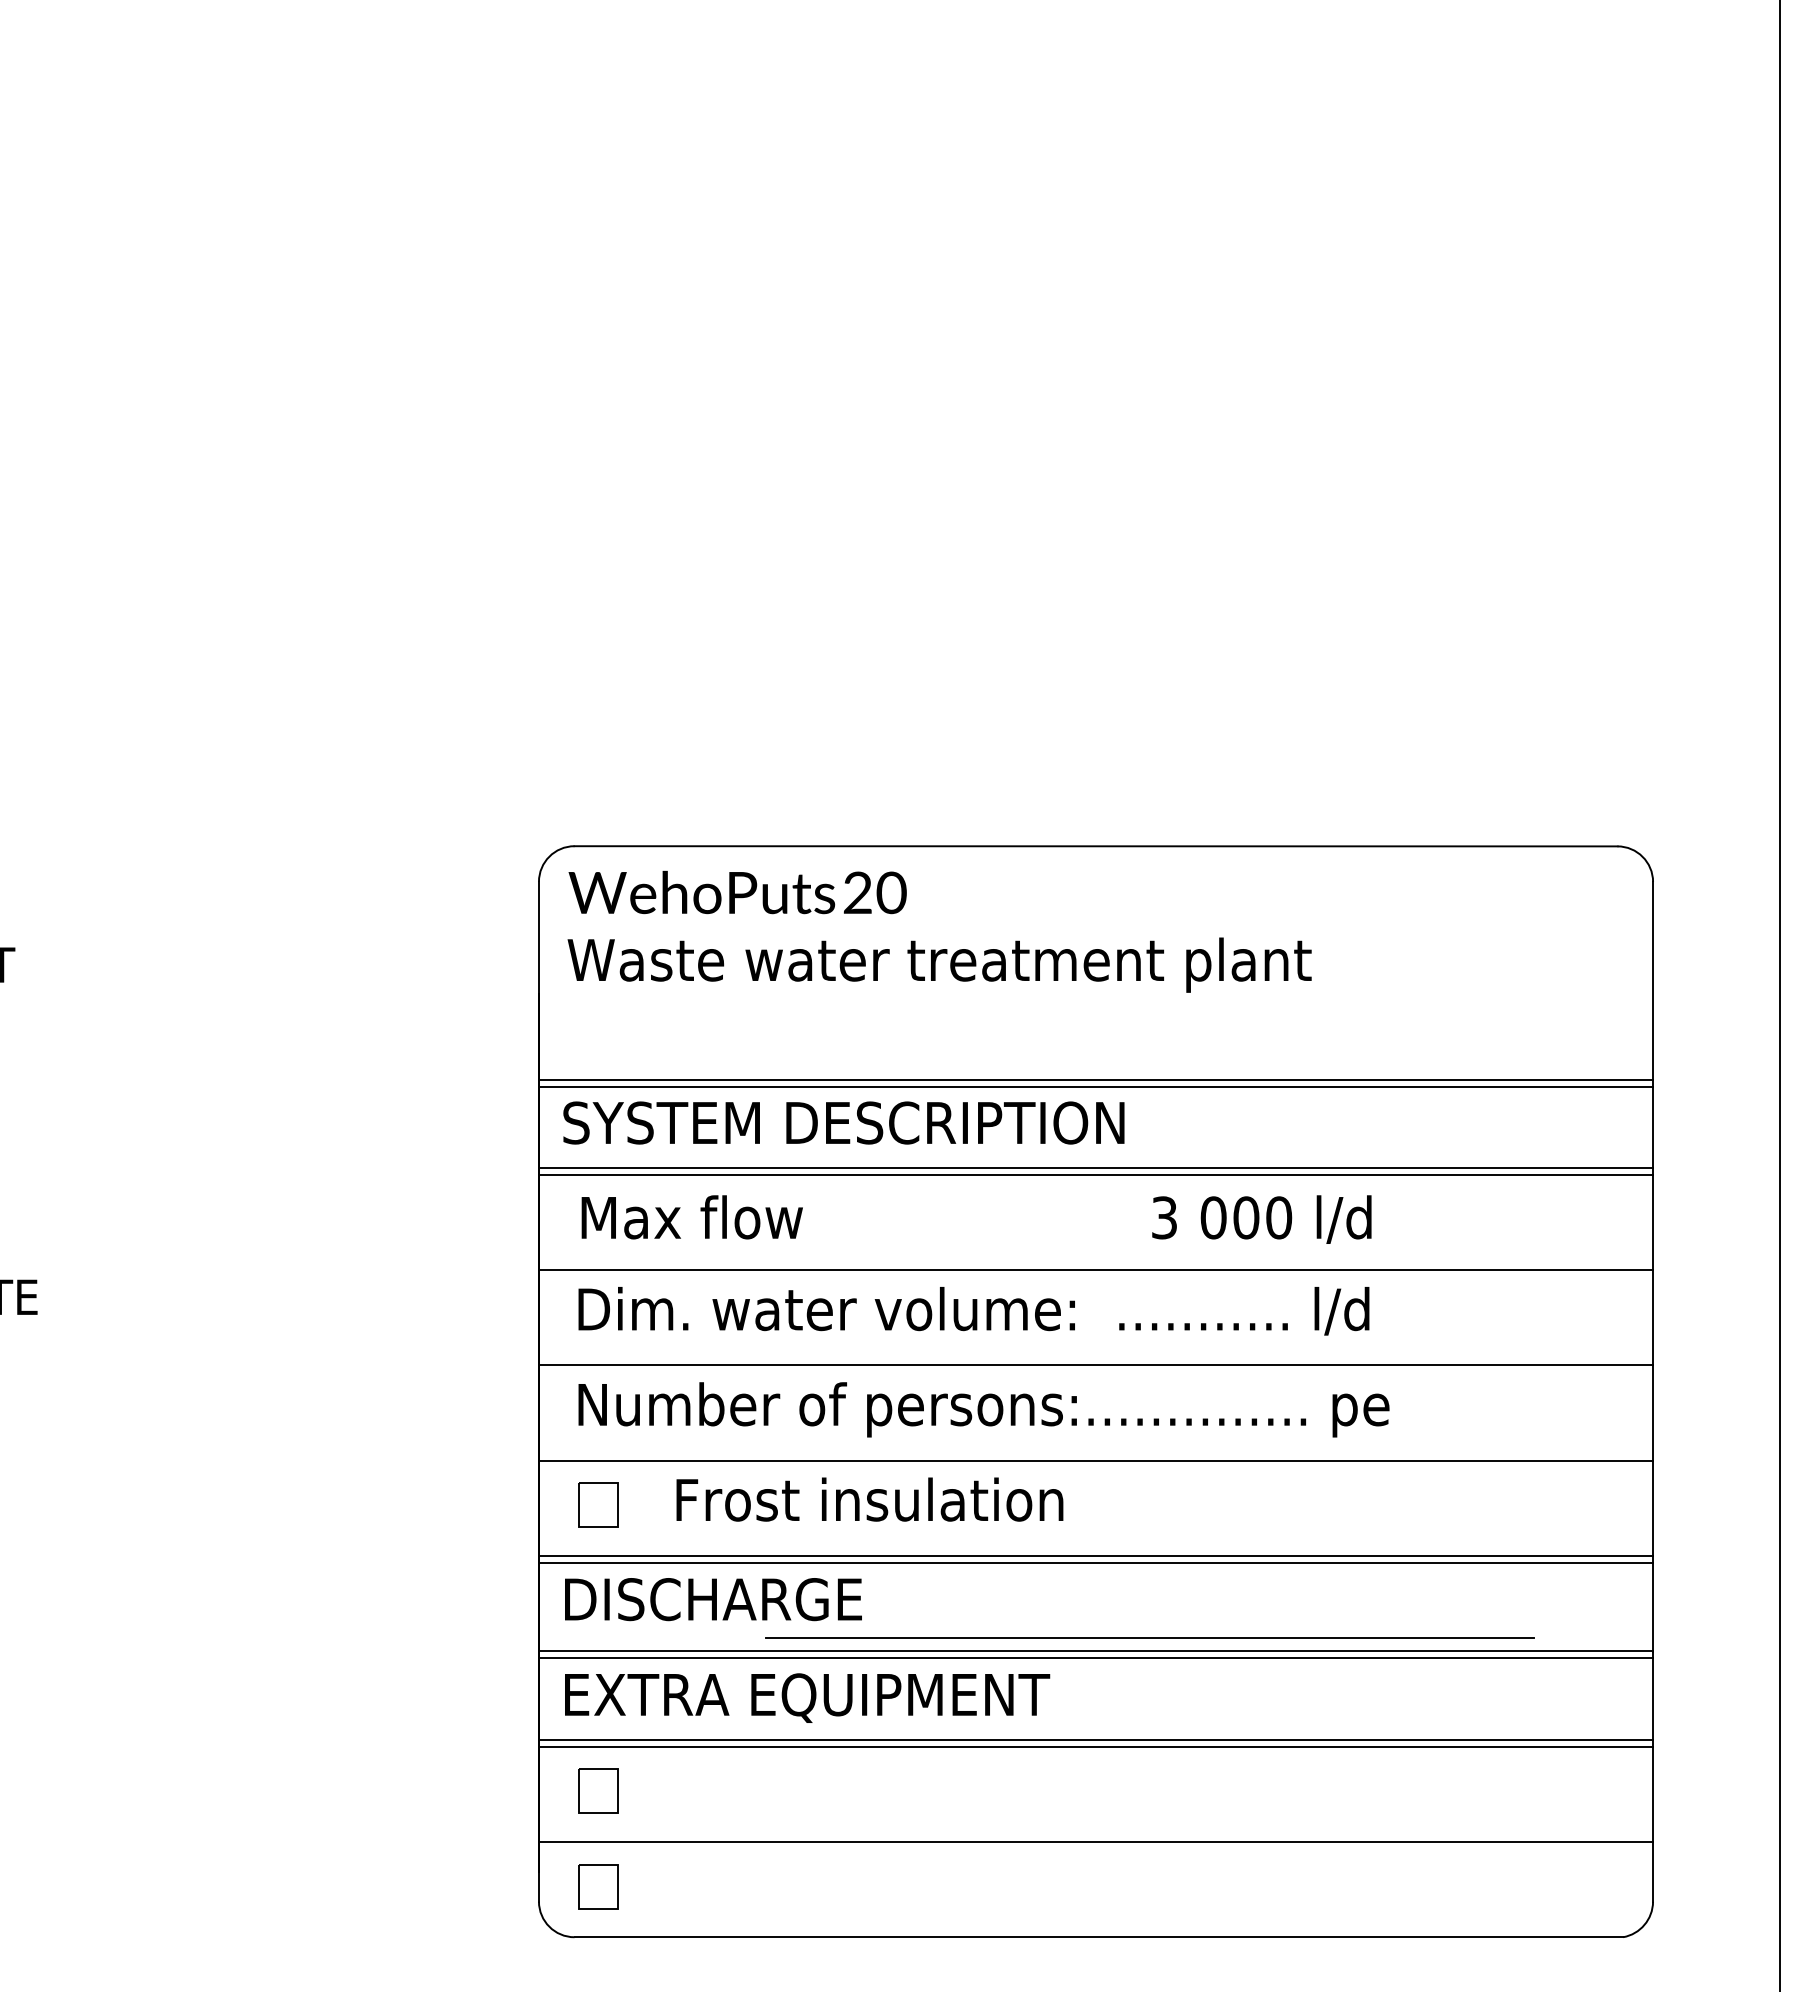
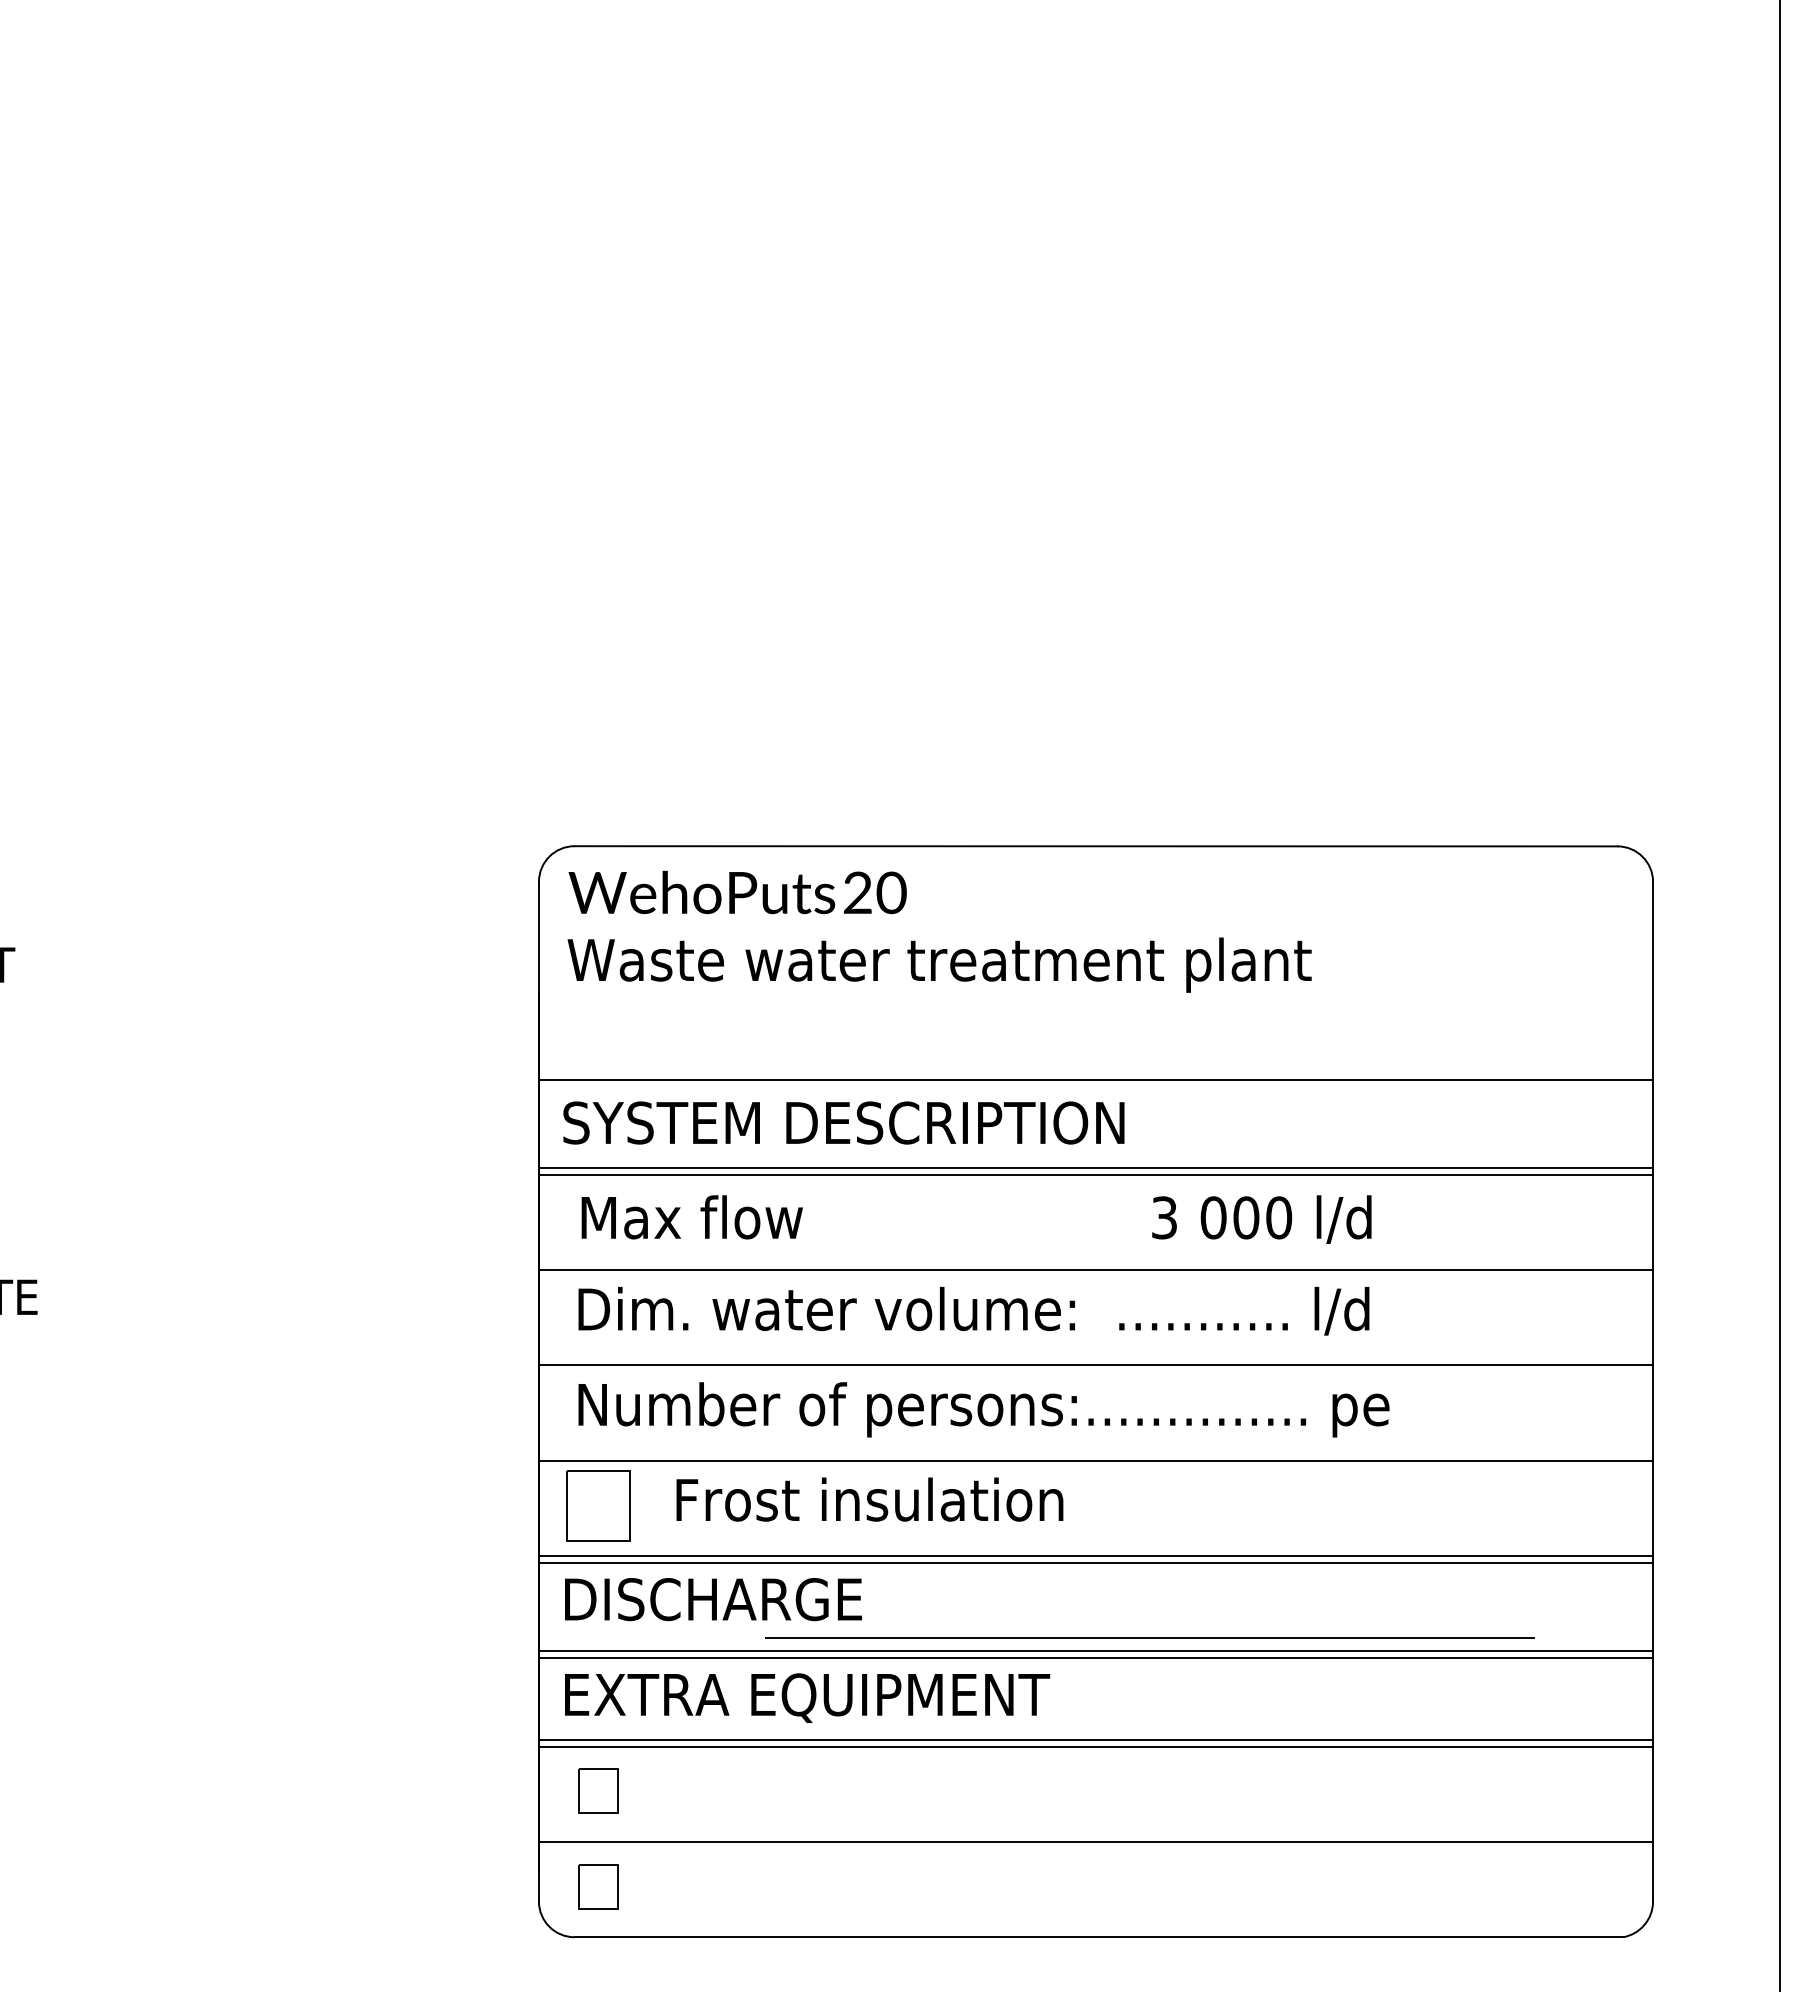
line: present -> none (1096, 1086)
part size: 41x46 px -> 65x72 px (598, 1505)
